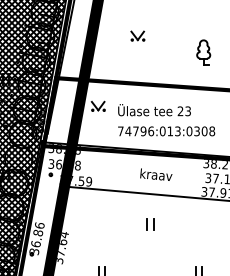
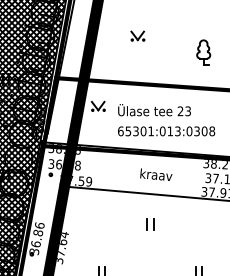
text: 74796:013:0308 -> 65301:013:0308 (136, 131)
